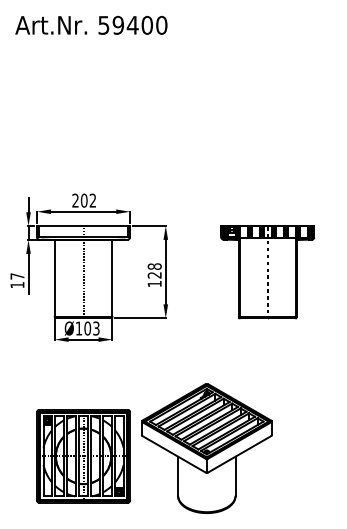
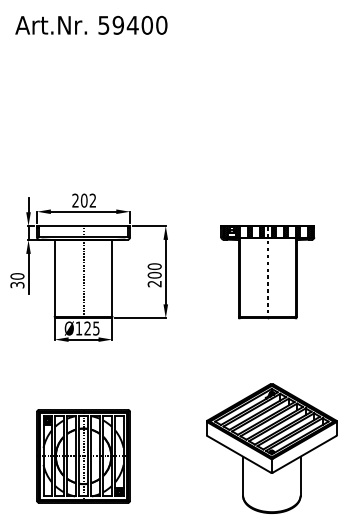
text: 128 -> 200 (154, 275)
text: 17 -> 30 (17, 280)
text: Ø103 -> Ø125 (91, 328)
part position: (206, 448) -> (271, 448) (271, 448)
